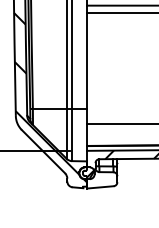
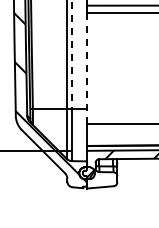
line: solid -> dashed (72, 54)
line: solid -> dashed (87, 68)
